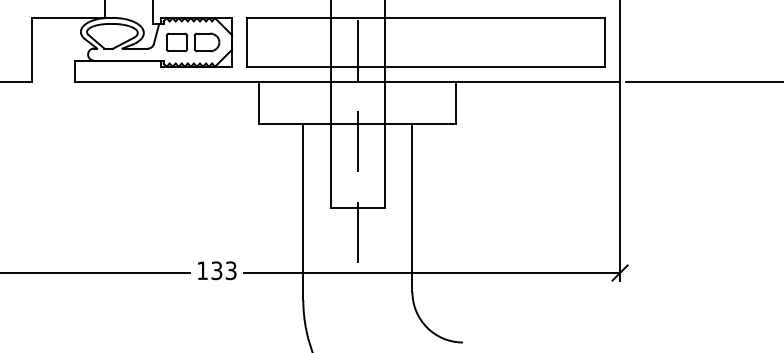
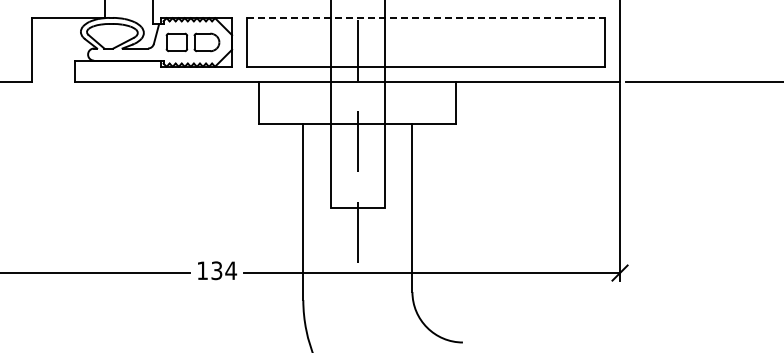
line: solid -> dashed (426, 18)
text: 133 -> 134 (231, 270)
